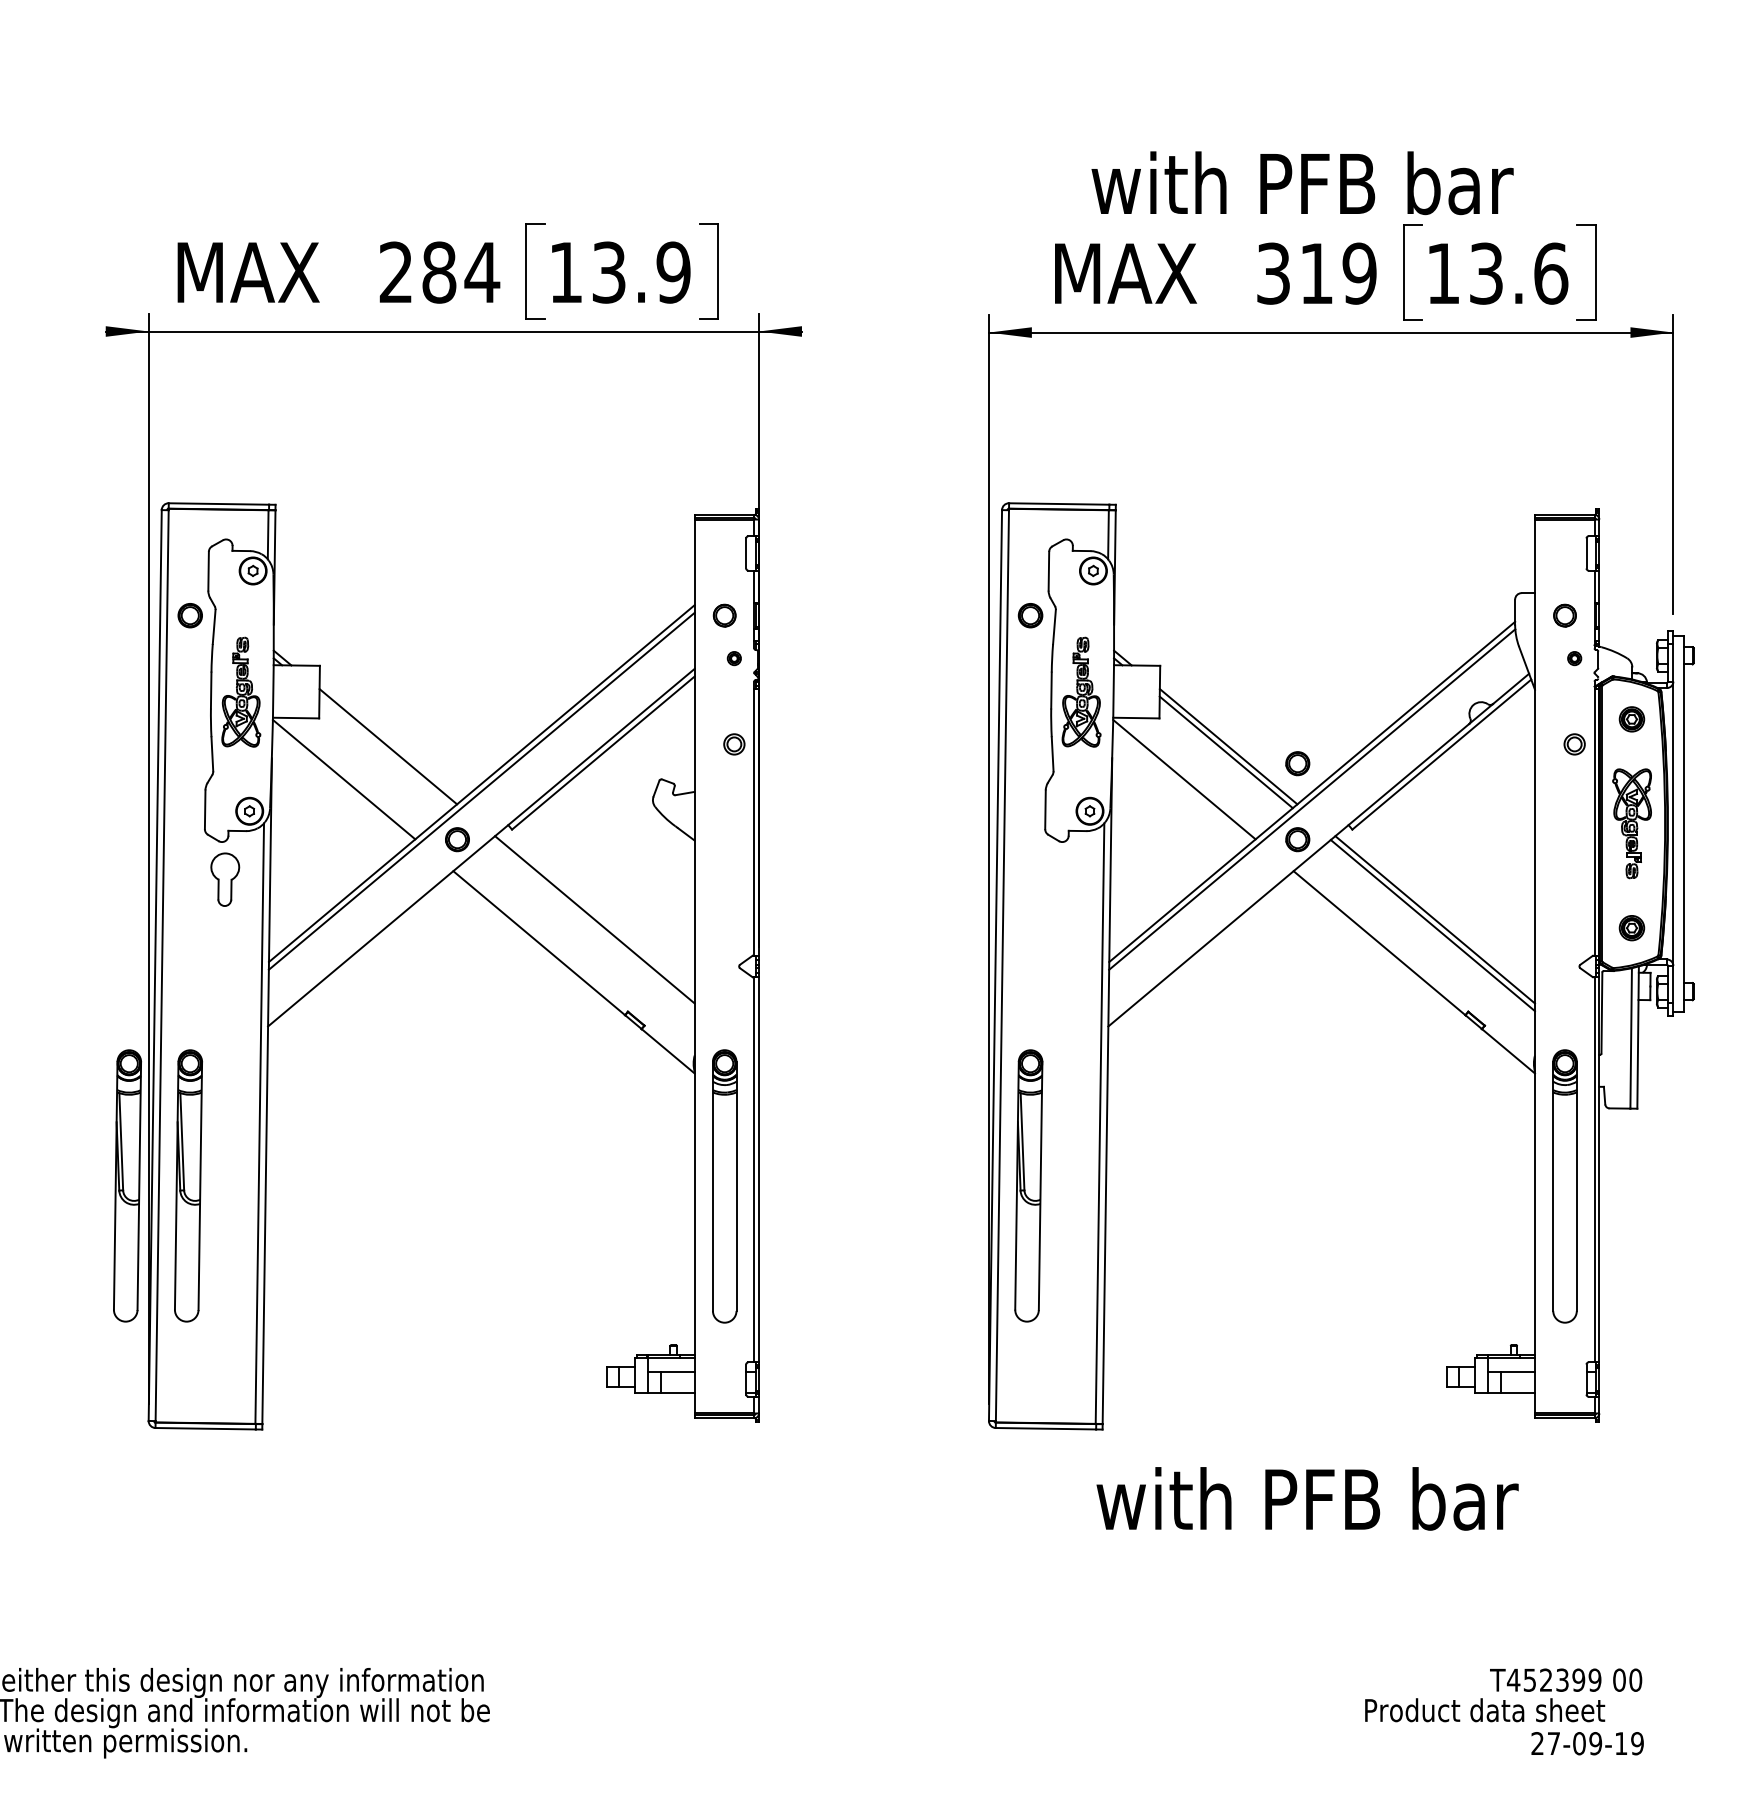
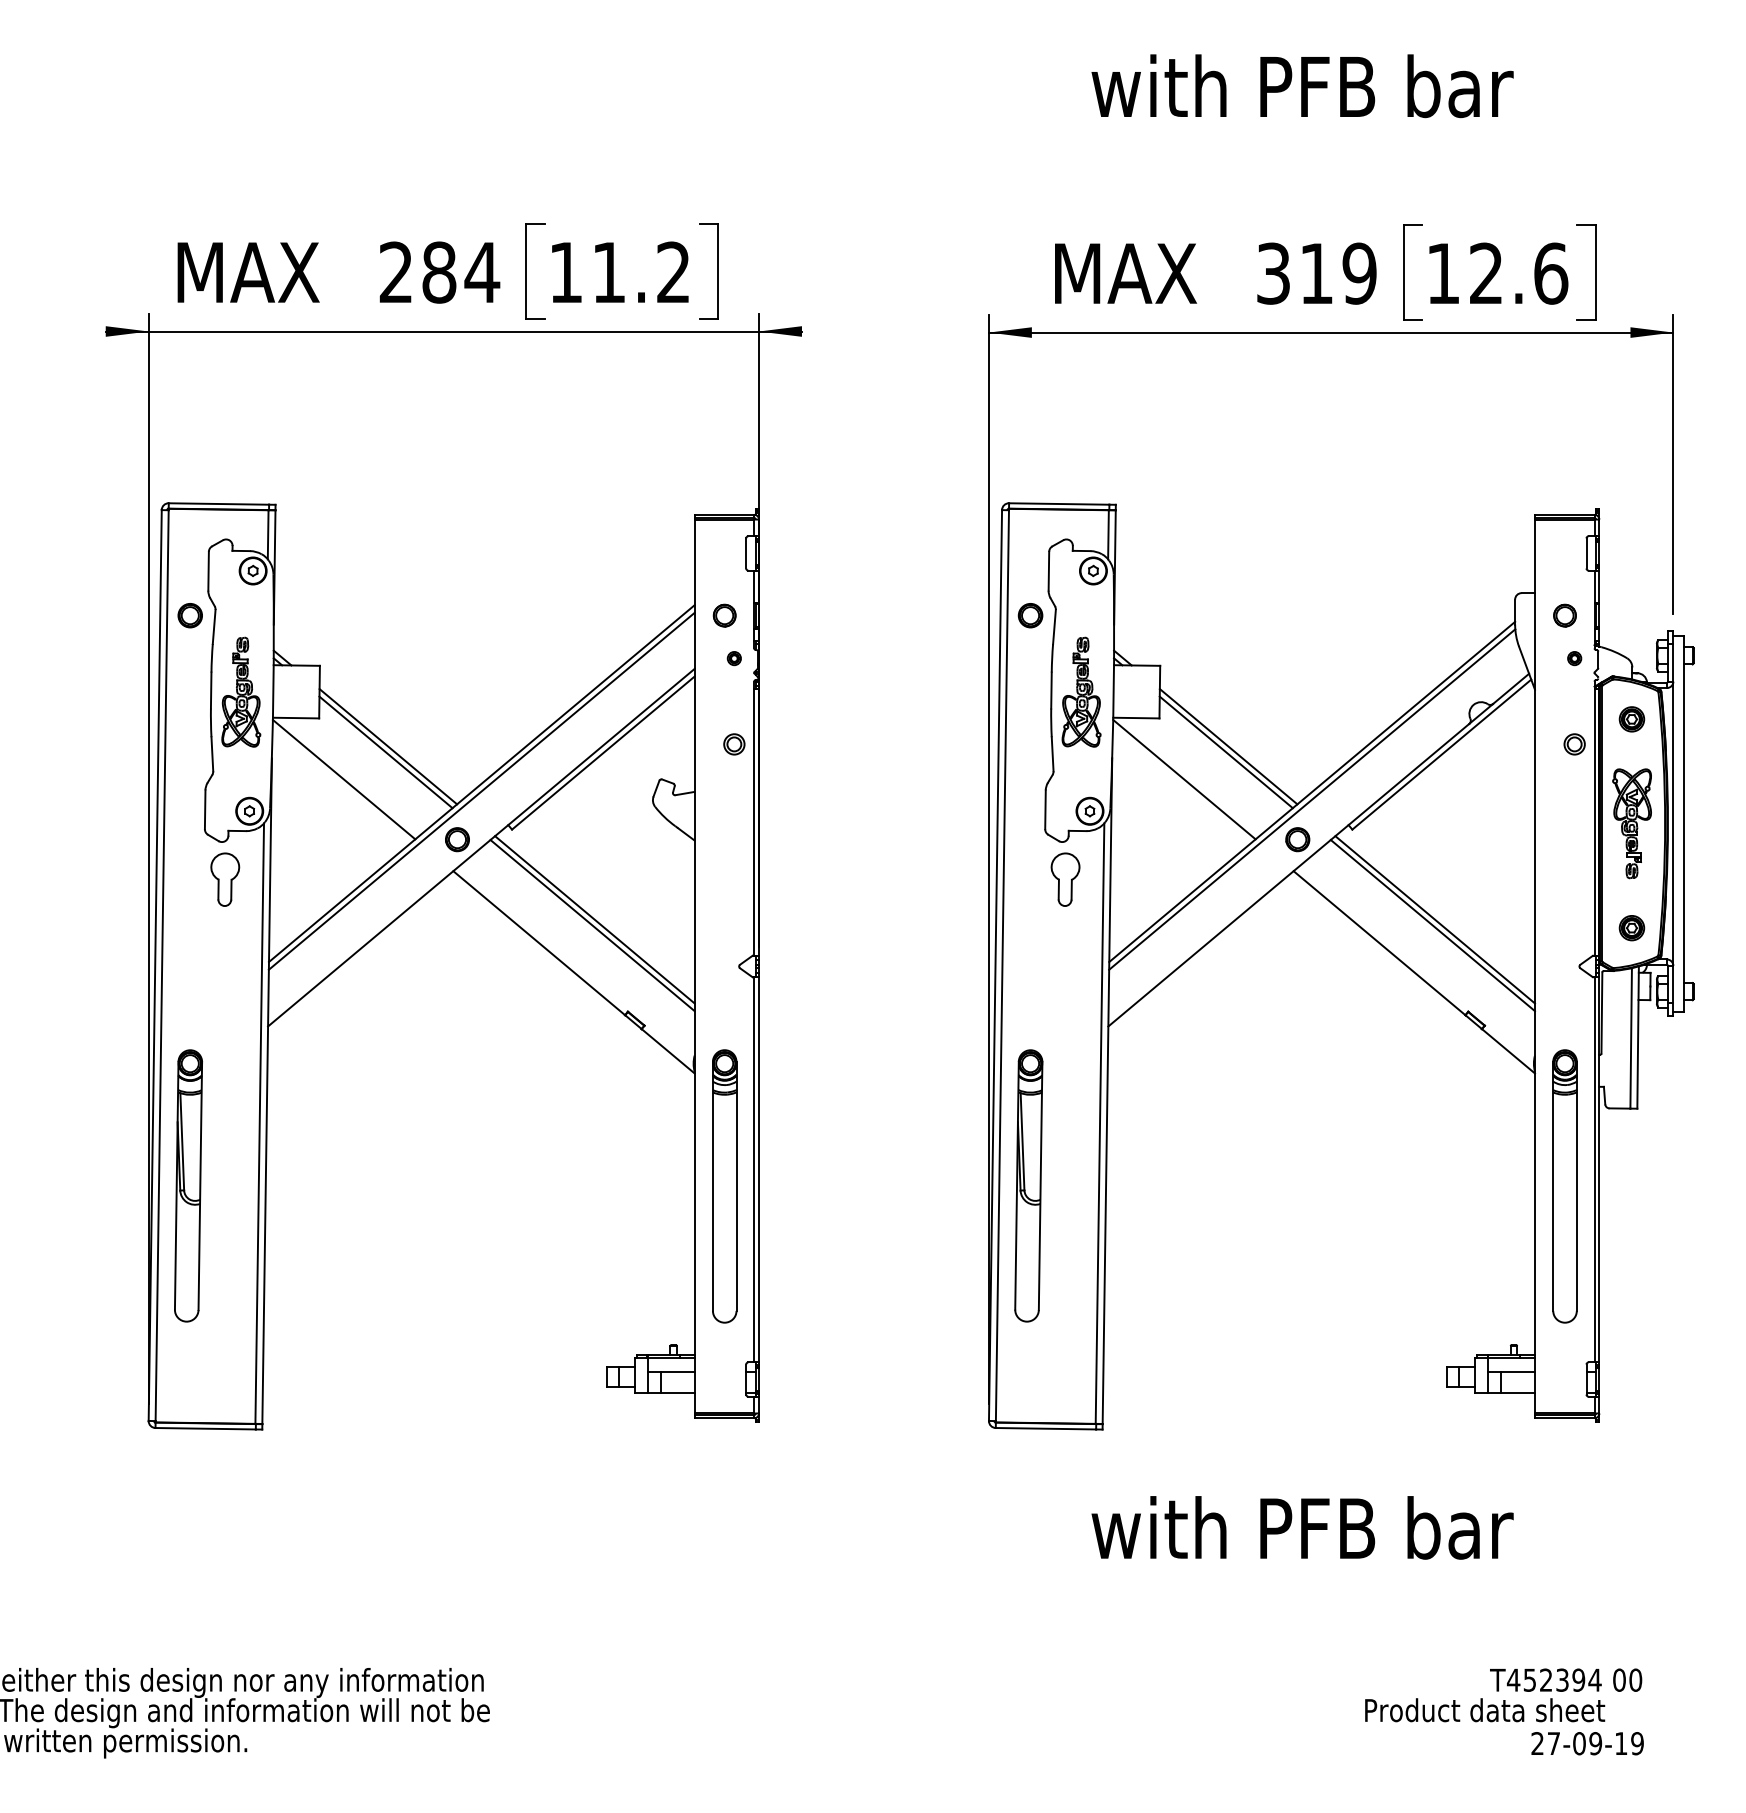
text position: (1302, 183) -> (1302, 86) (1302, 86)
text: 13.9 -> 11.2 (641, 272)
text: 13.6 -> 12.6 (1486, 273)
line: none -> present (385, 752)
part: present -> none (1297, 763)
part: none -> present (1065, 879)
line: none -> present (592, 925)
part: present -> none (127, 1185)
text position: (1307, 1498) -> (1302, 1527) (1302, 1527)
text: T452399 -> T452394 (1594, 1679)
